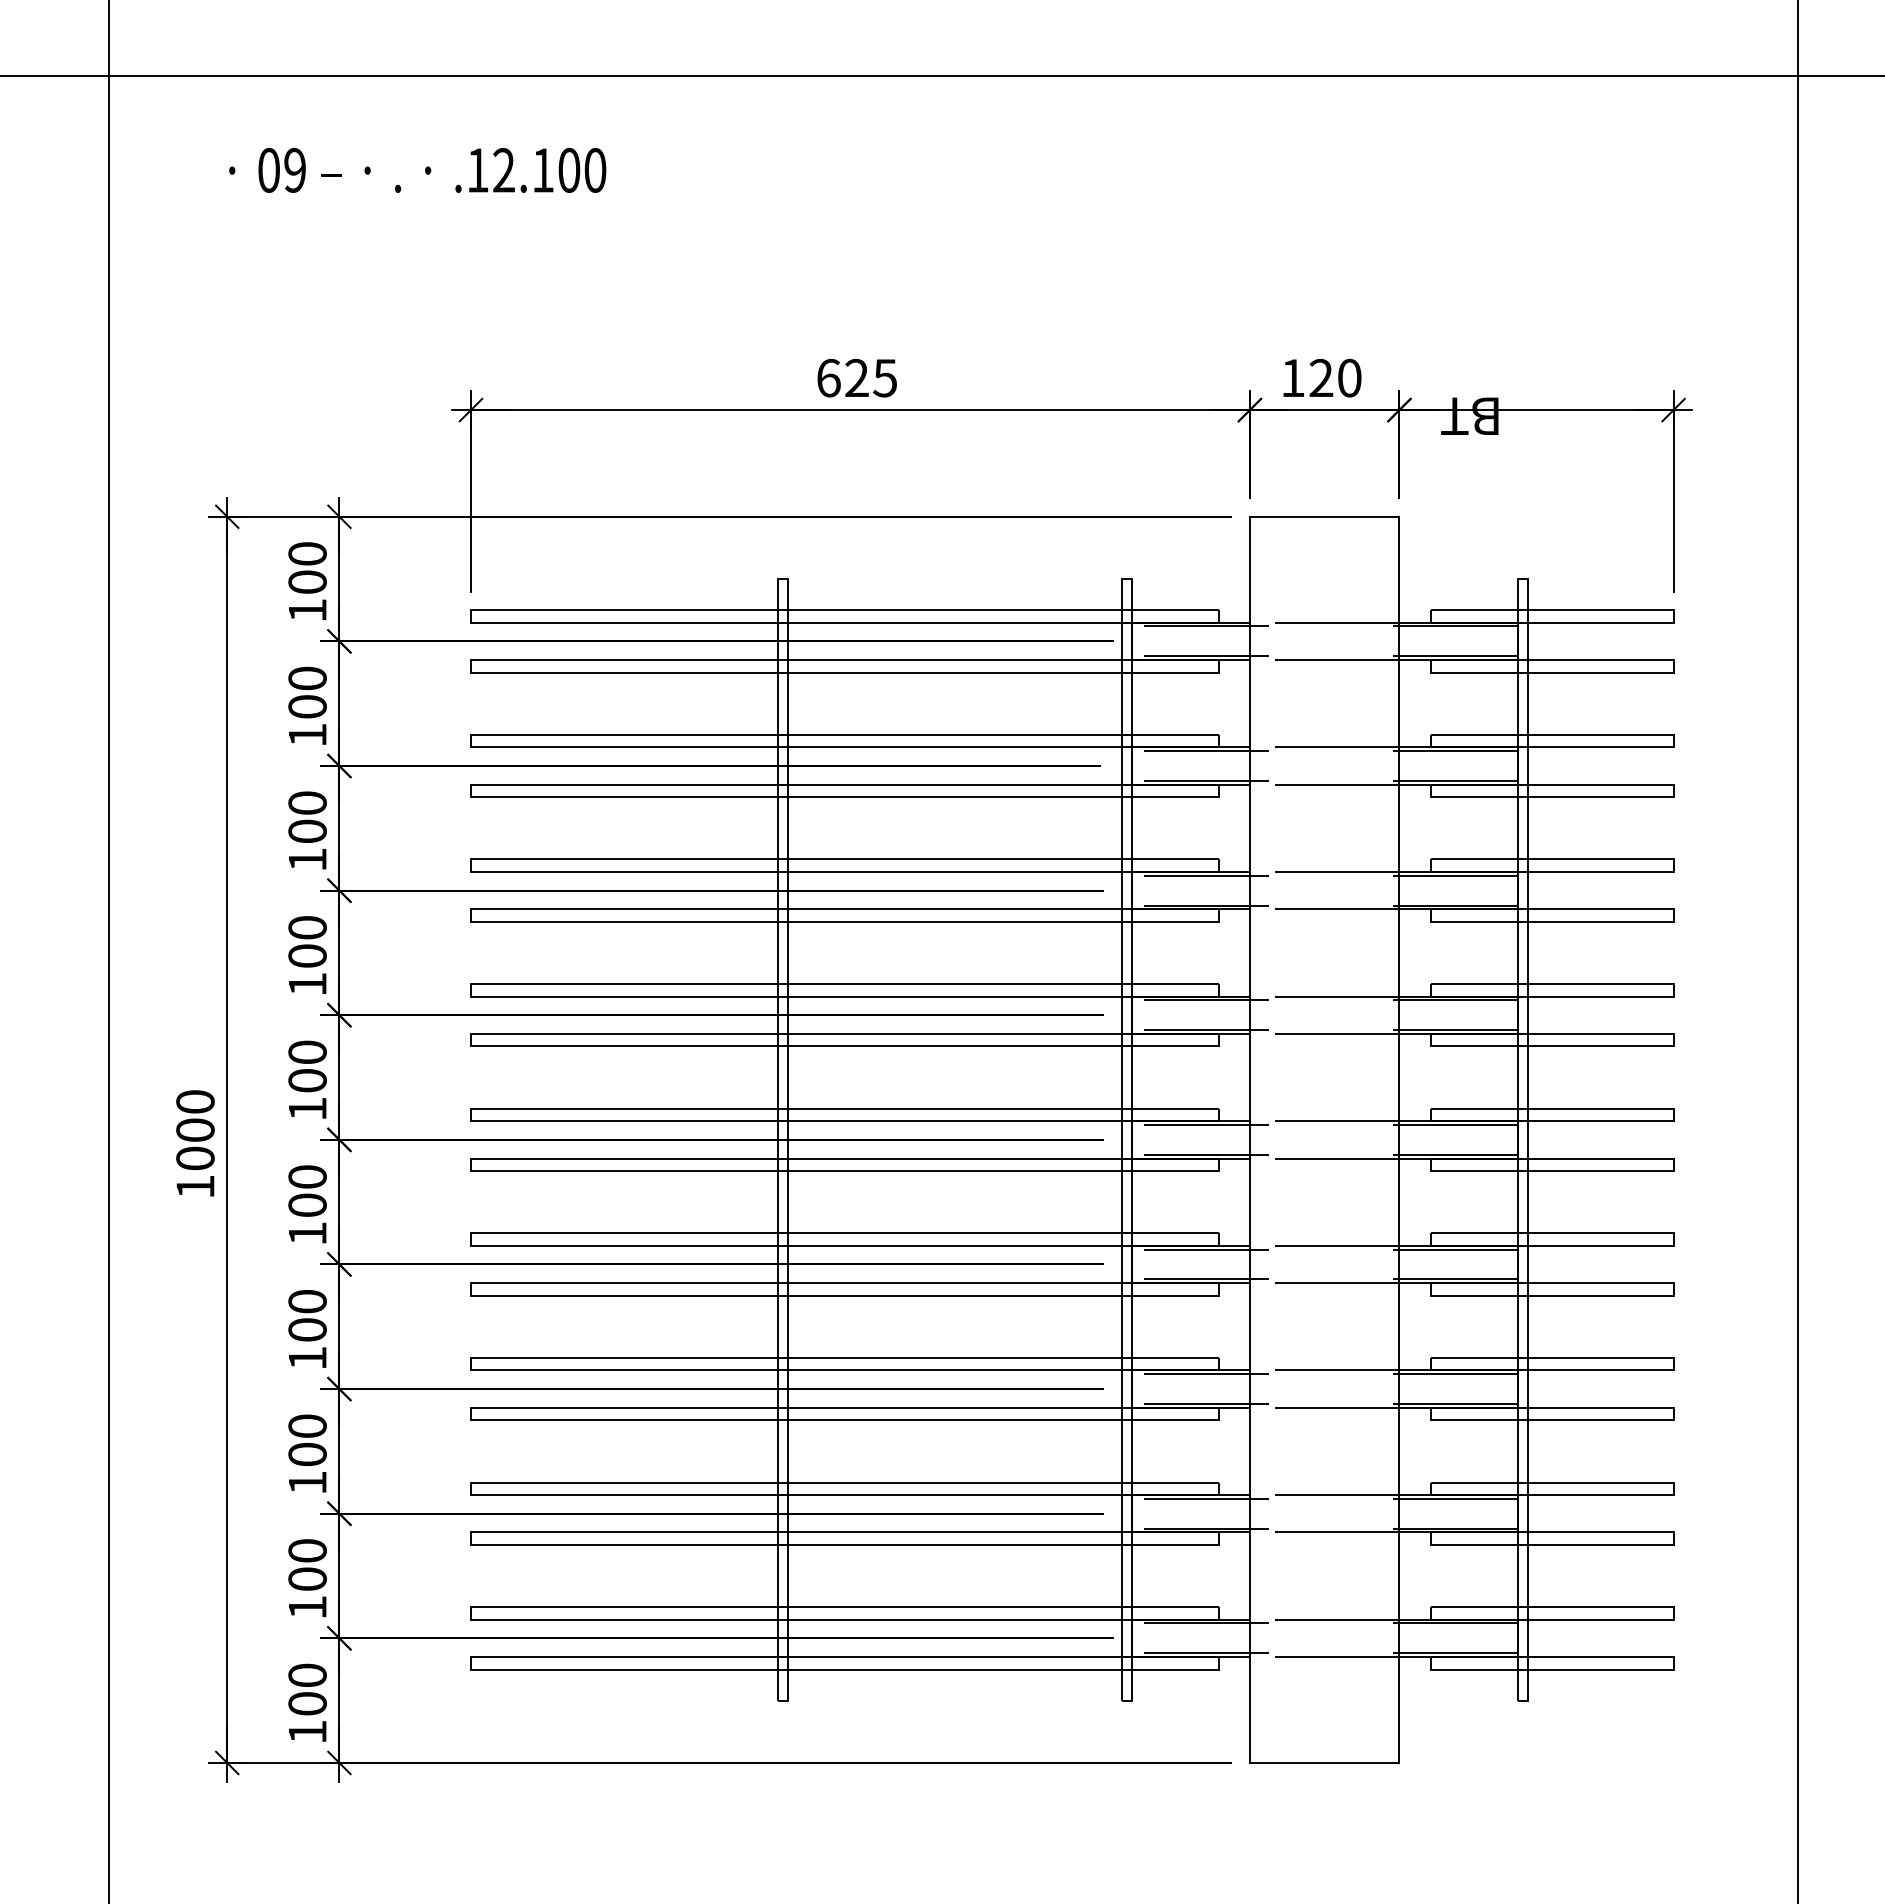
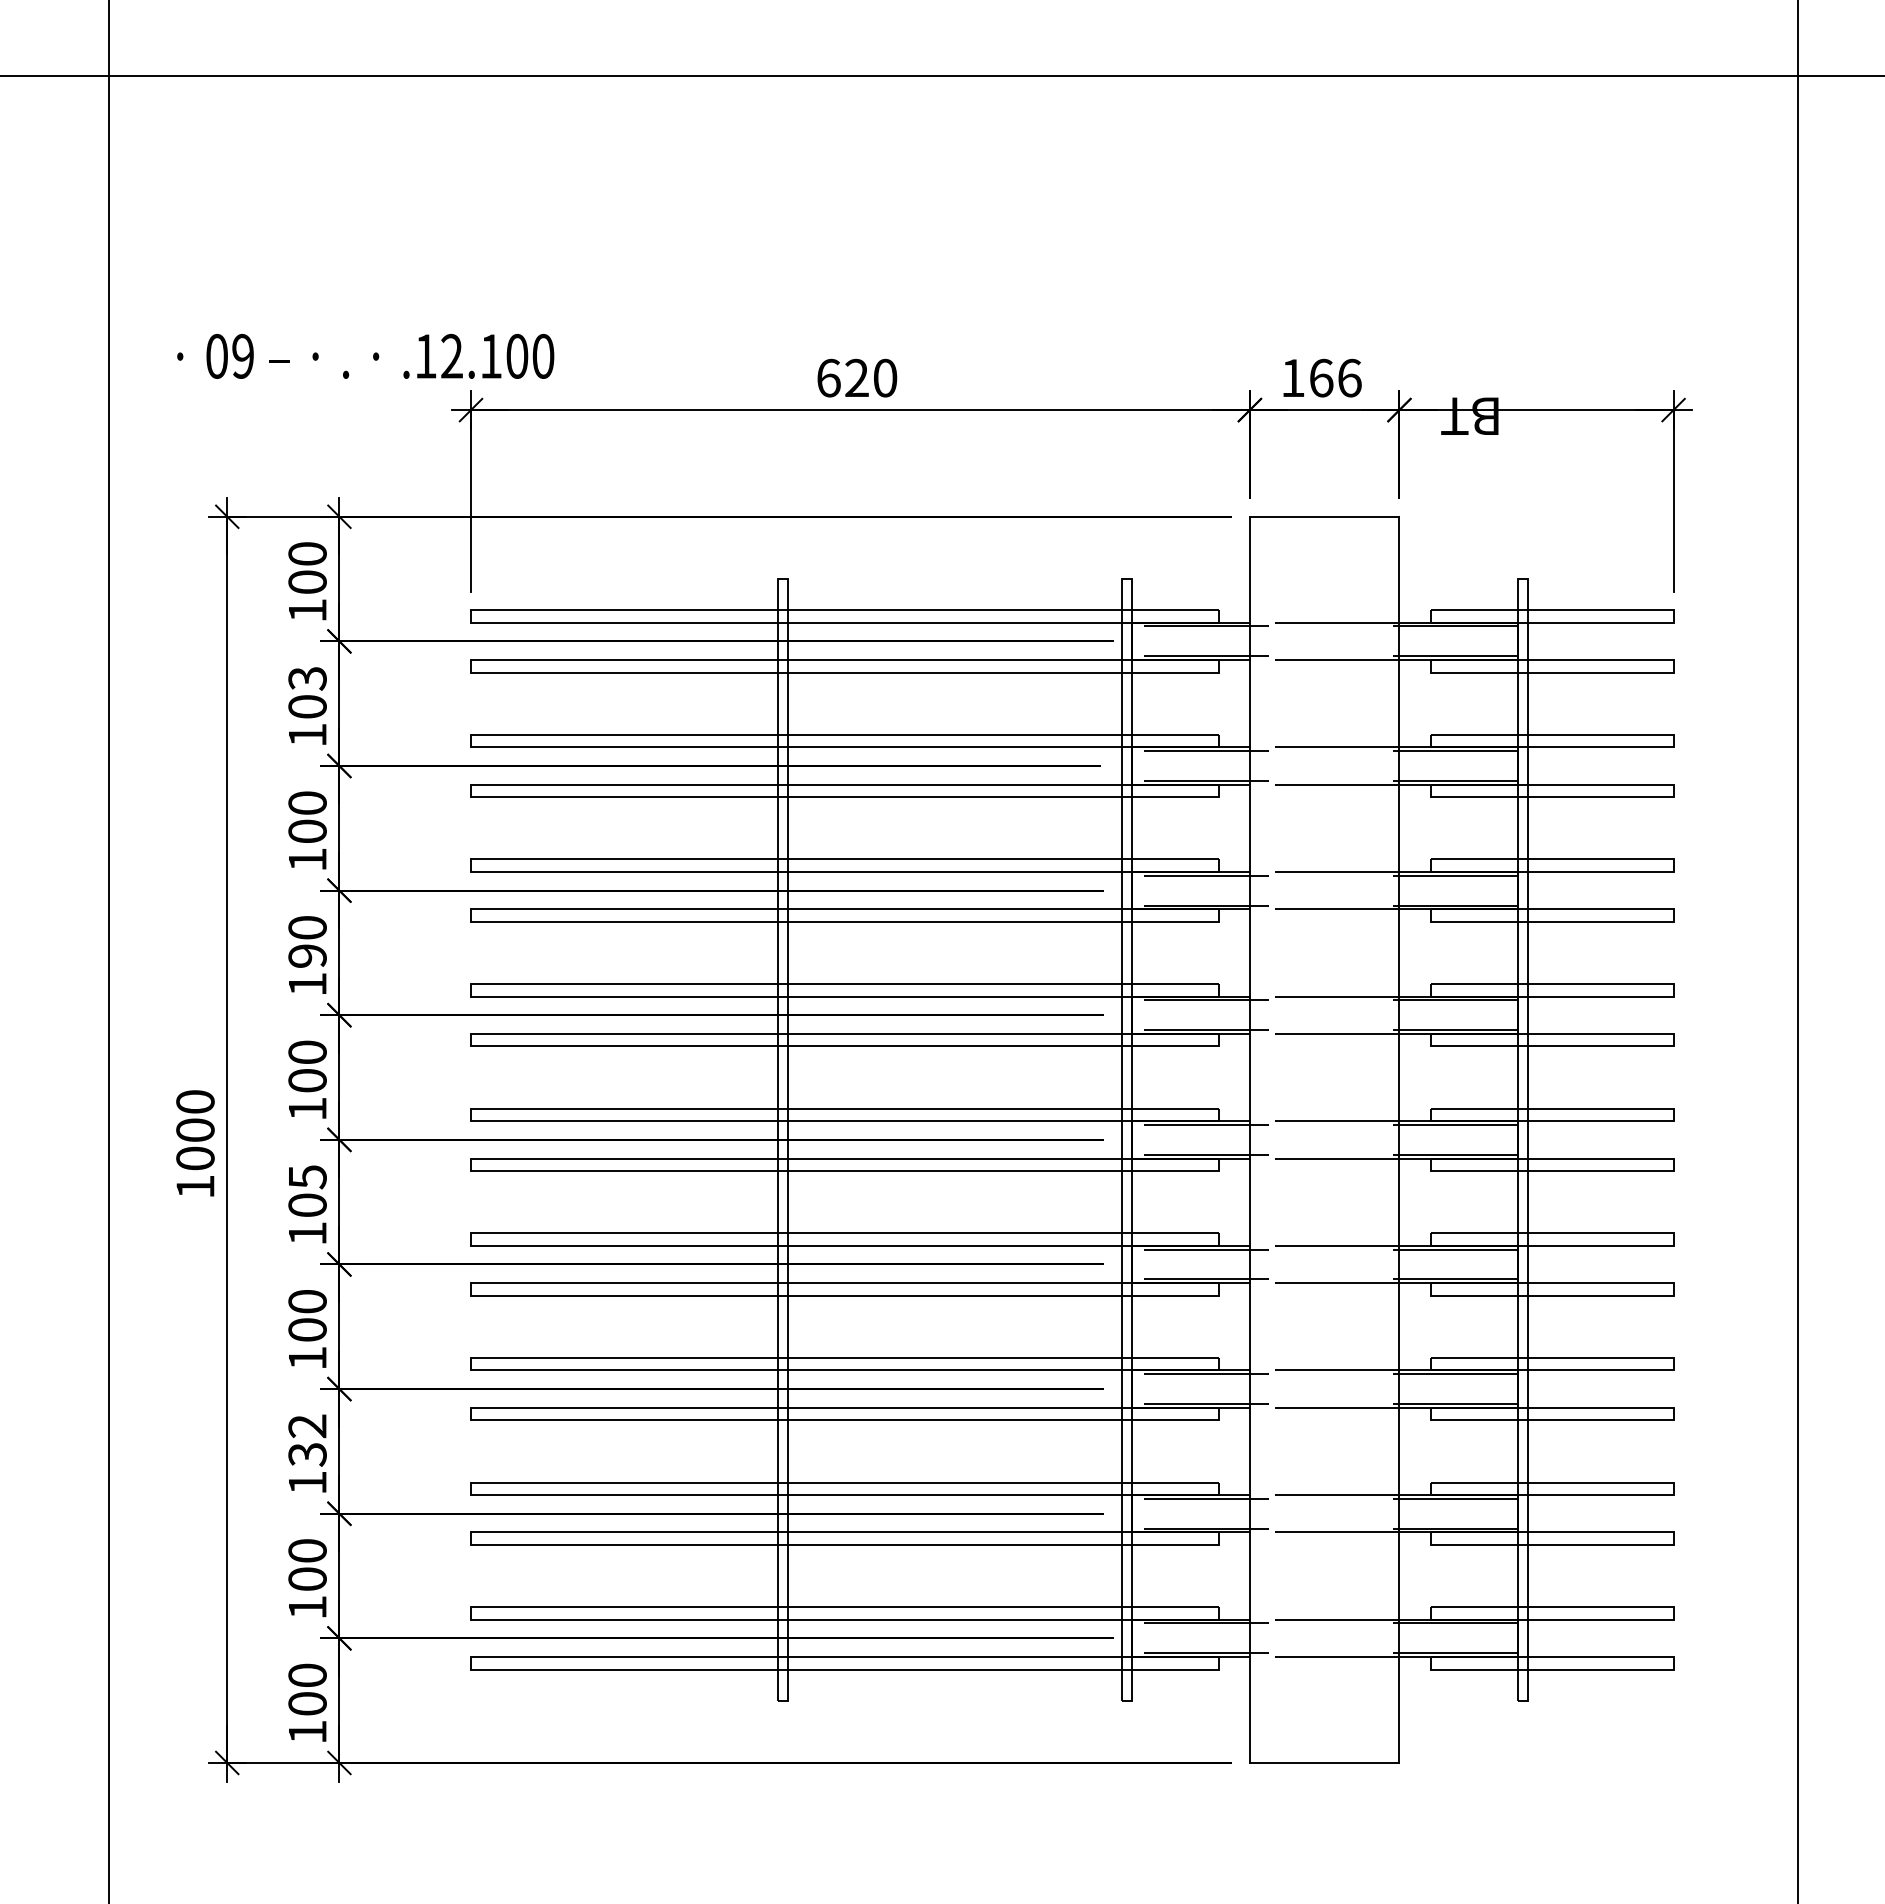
text position: (417, 170) -> (365, 356) (365, 356)
text: 625 -> 620 (885, 377)
text: 120 -> 166 (1335, 377)
text: 100 -> 103 (307, 678)
text: 100 -> 190 (307, 955)
text: 100 -> 105 (307, 1177)
text: 100 -> 132 (307, 1440)
